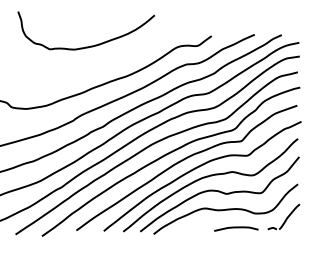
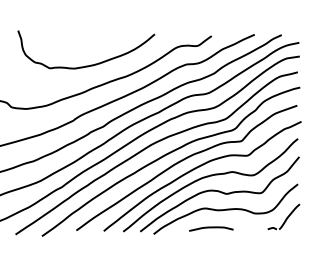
curve position: (90, 45) -> (90, 64) (90, 64)
curve position: (236, 228) -> (211, 228) (211, 228)
